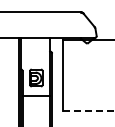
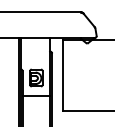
line: dashed -> solid (89, 110)
